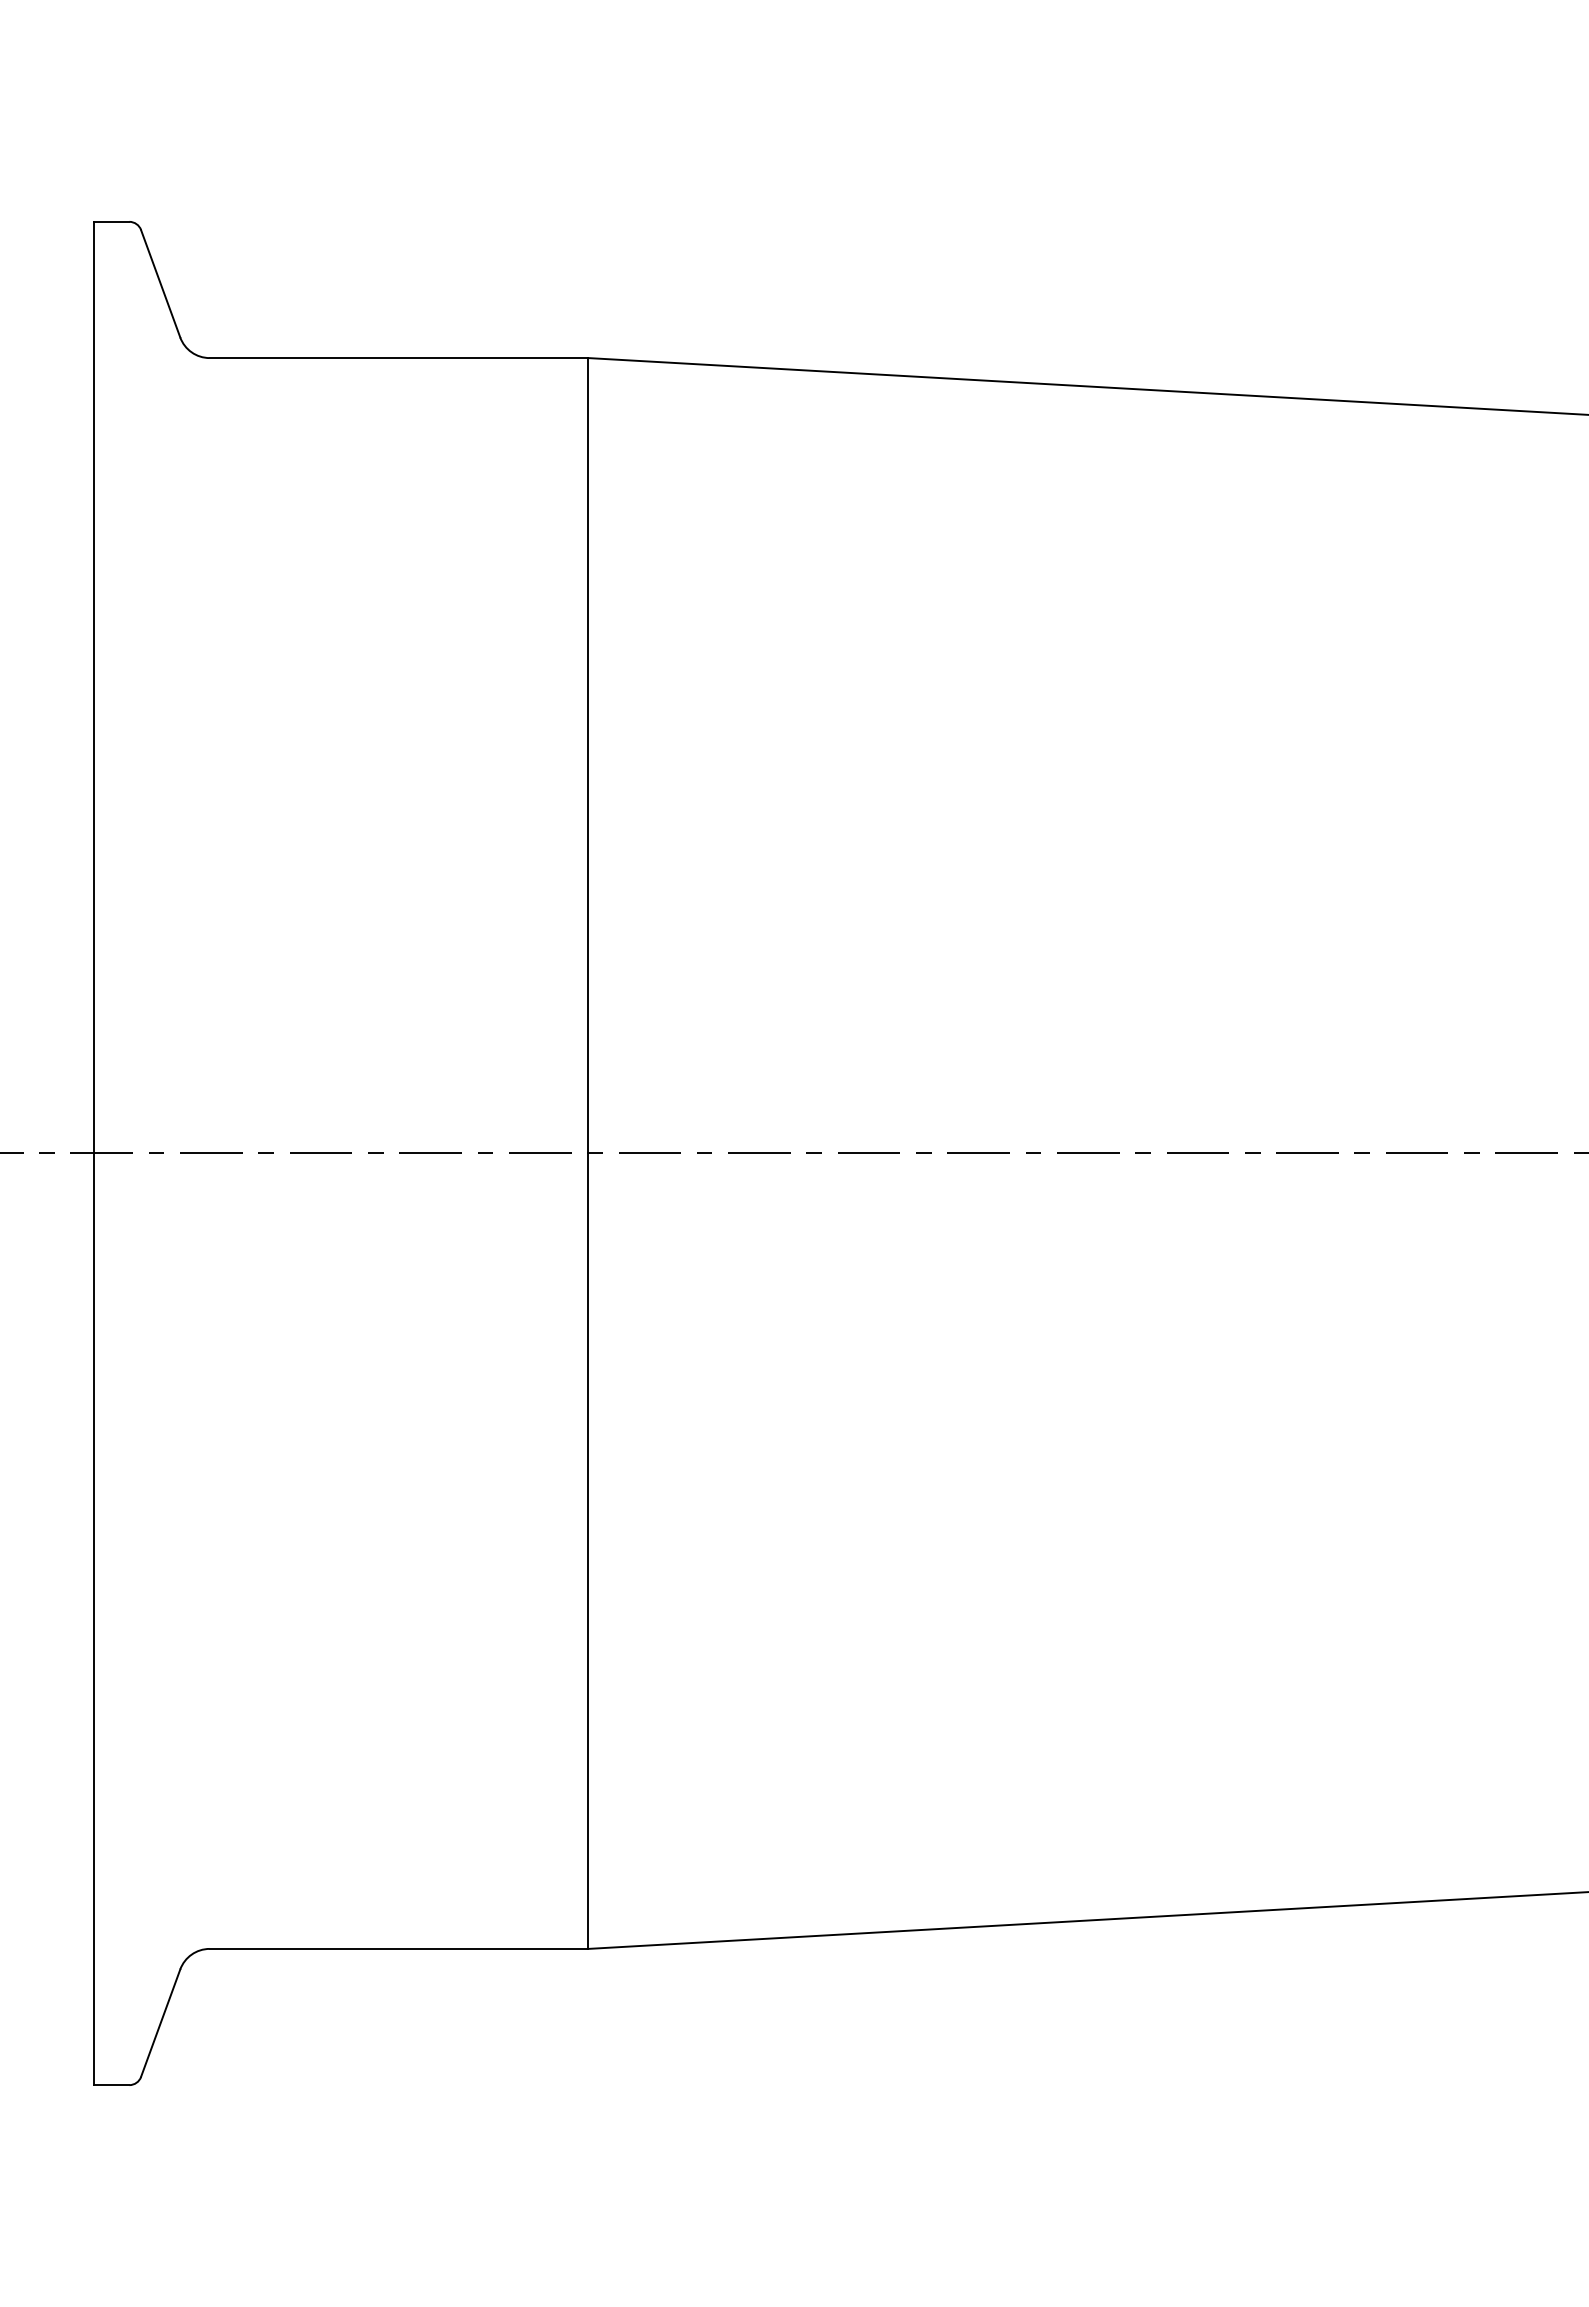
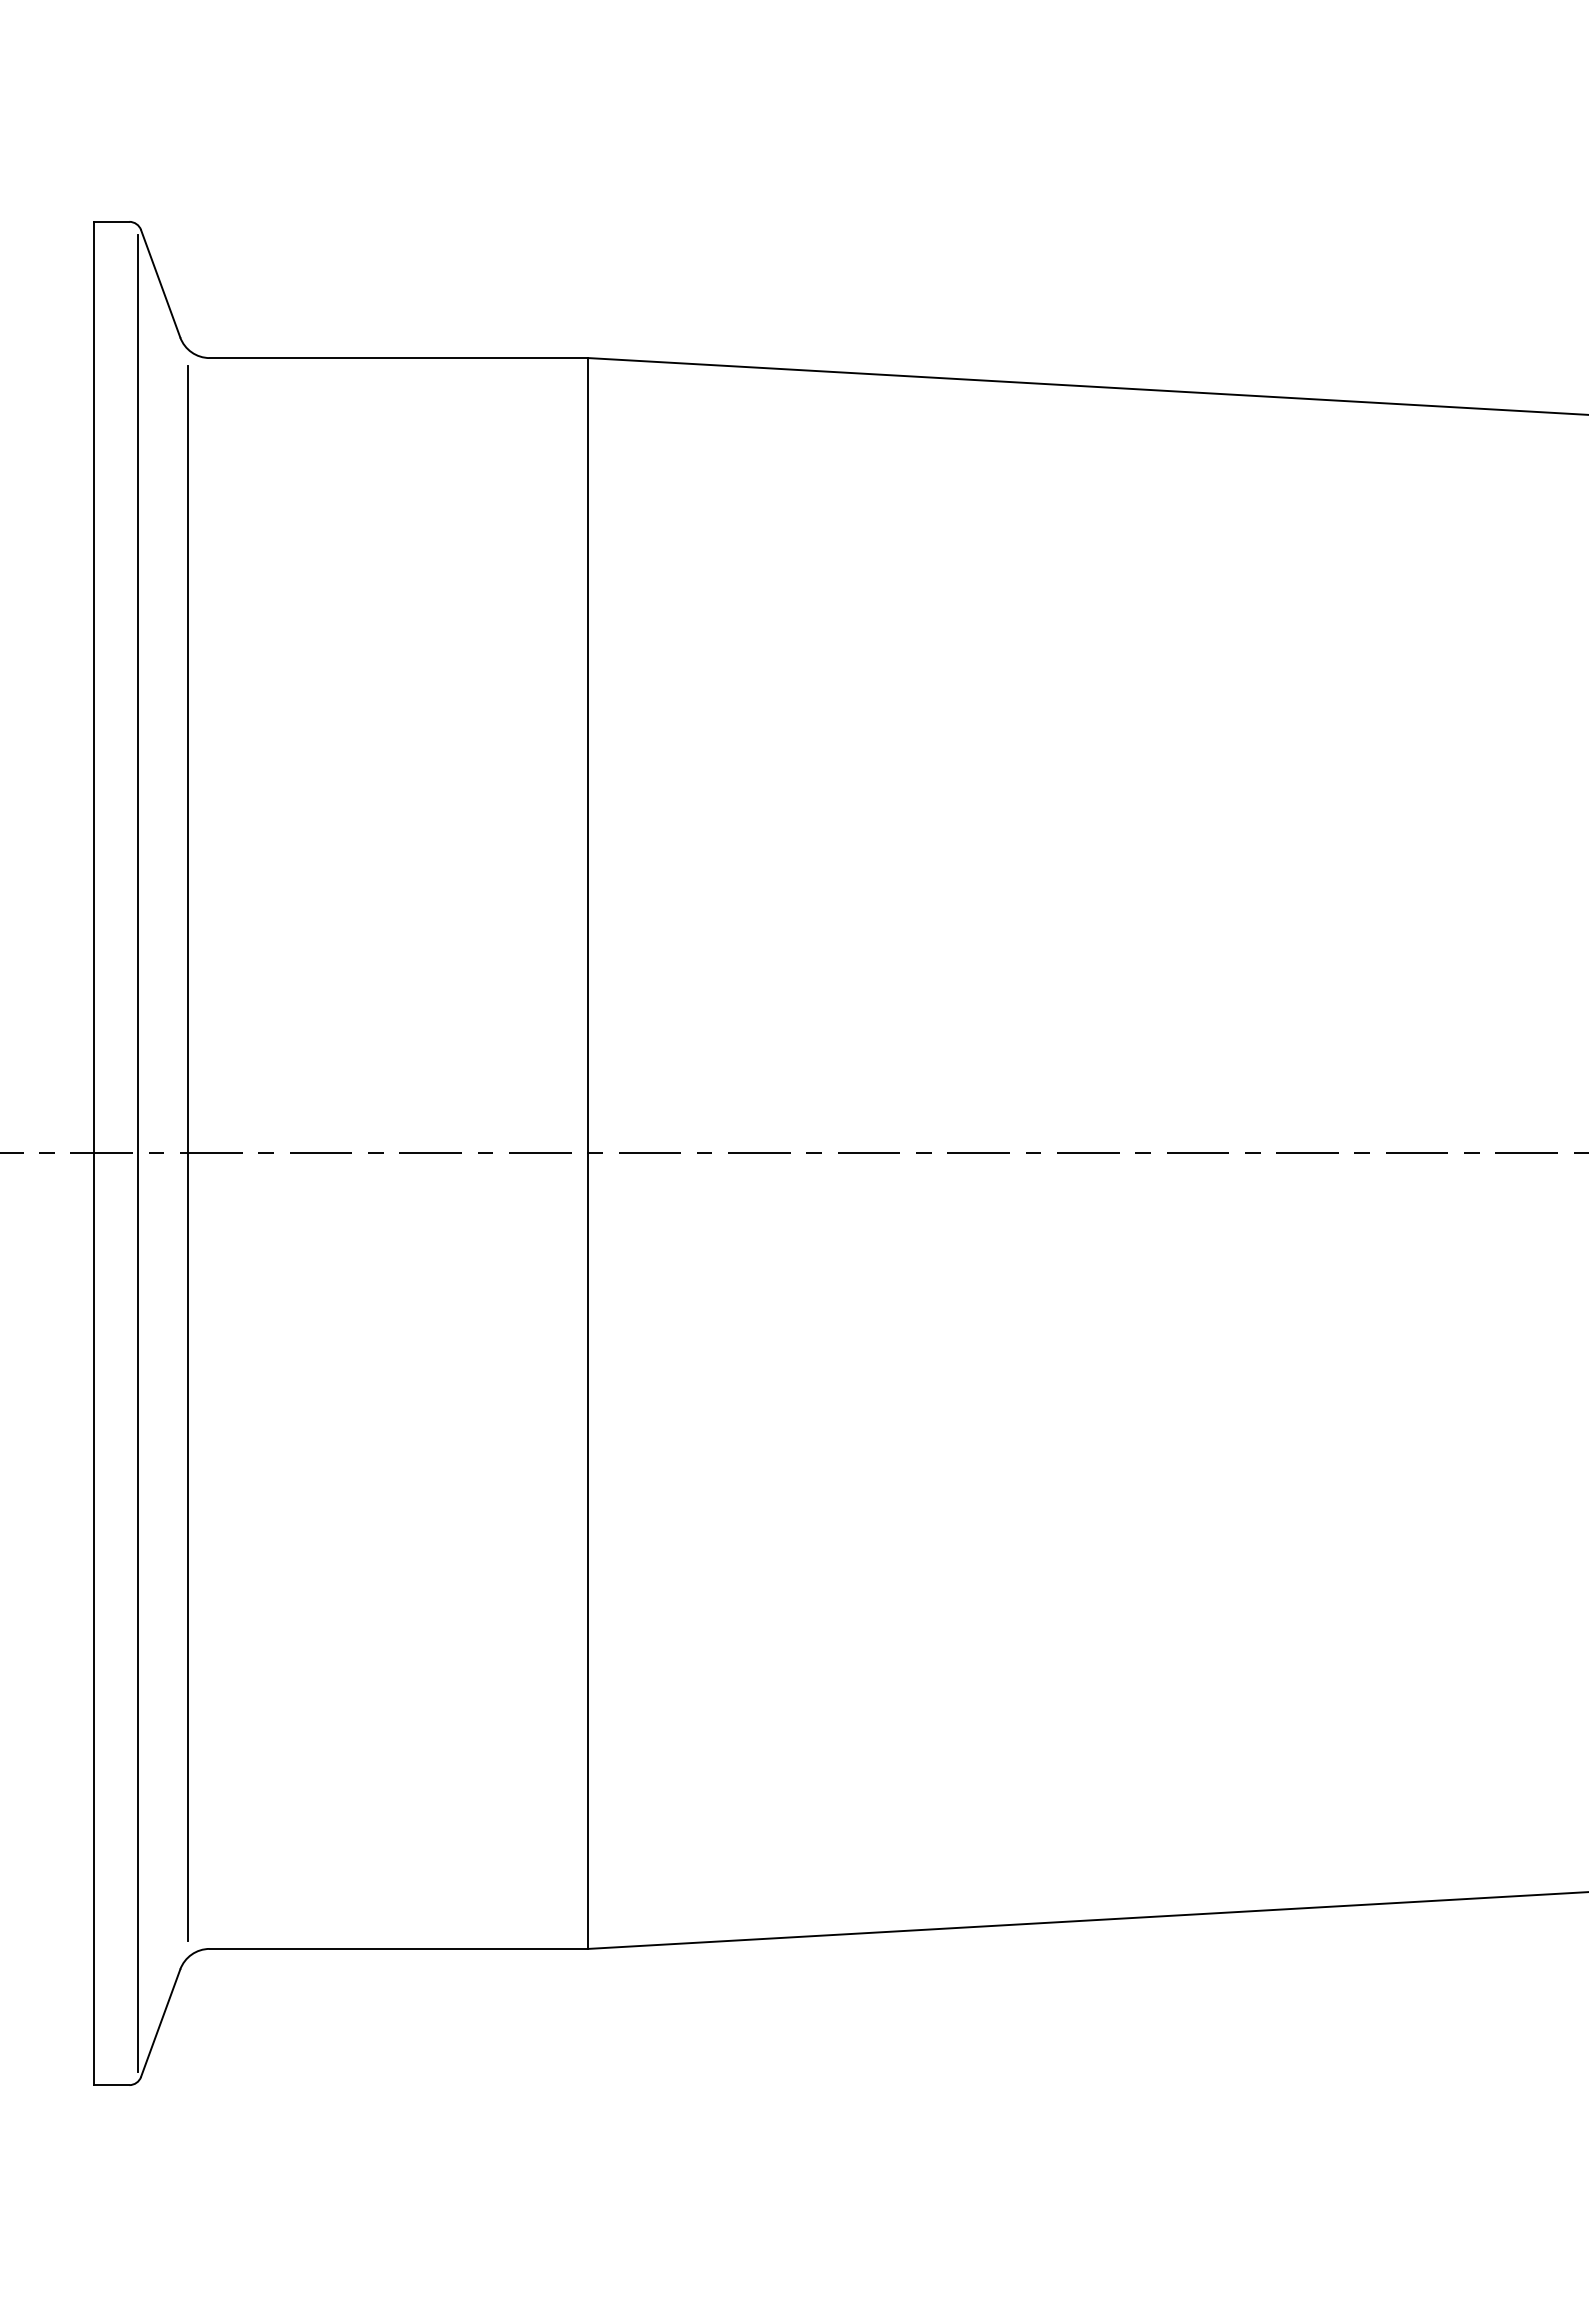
line: none -> present (138, 1153)
line: none -> present (187, 1153)
